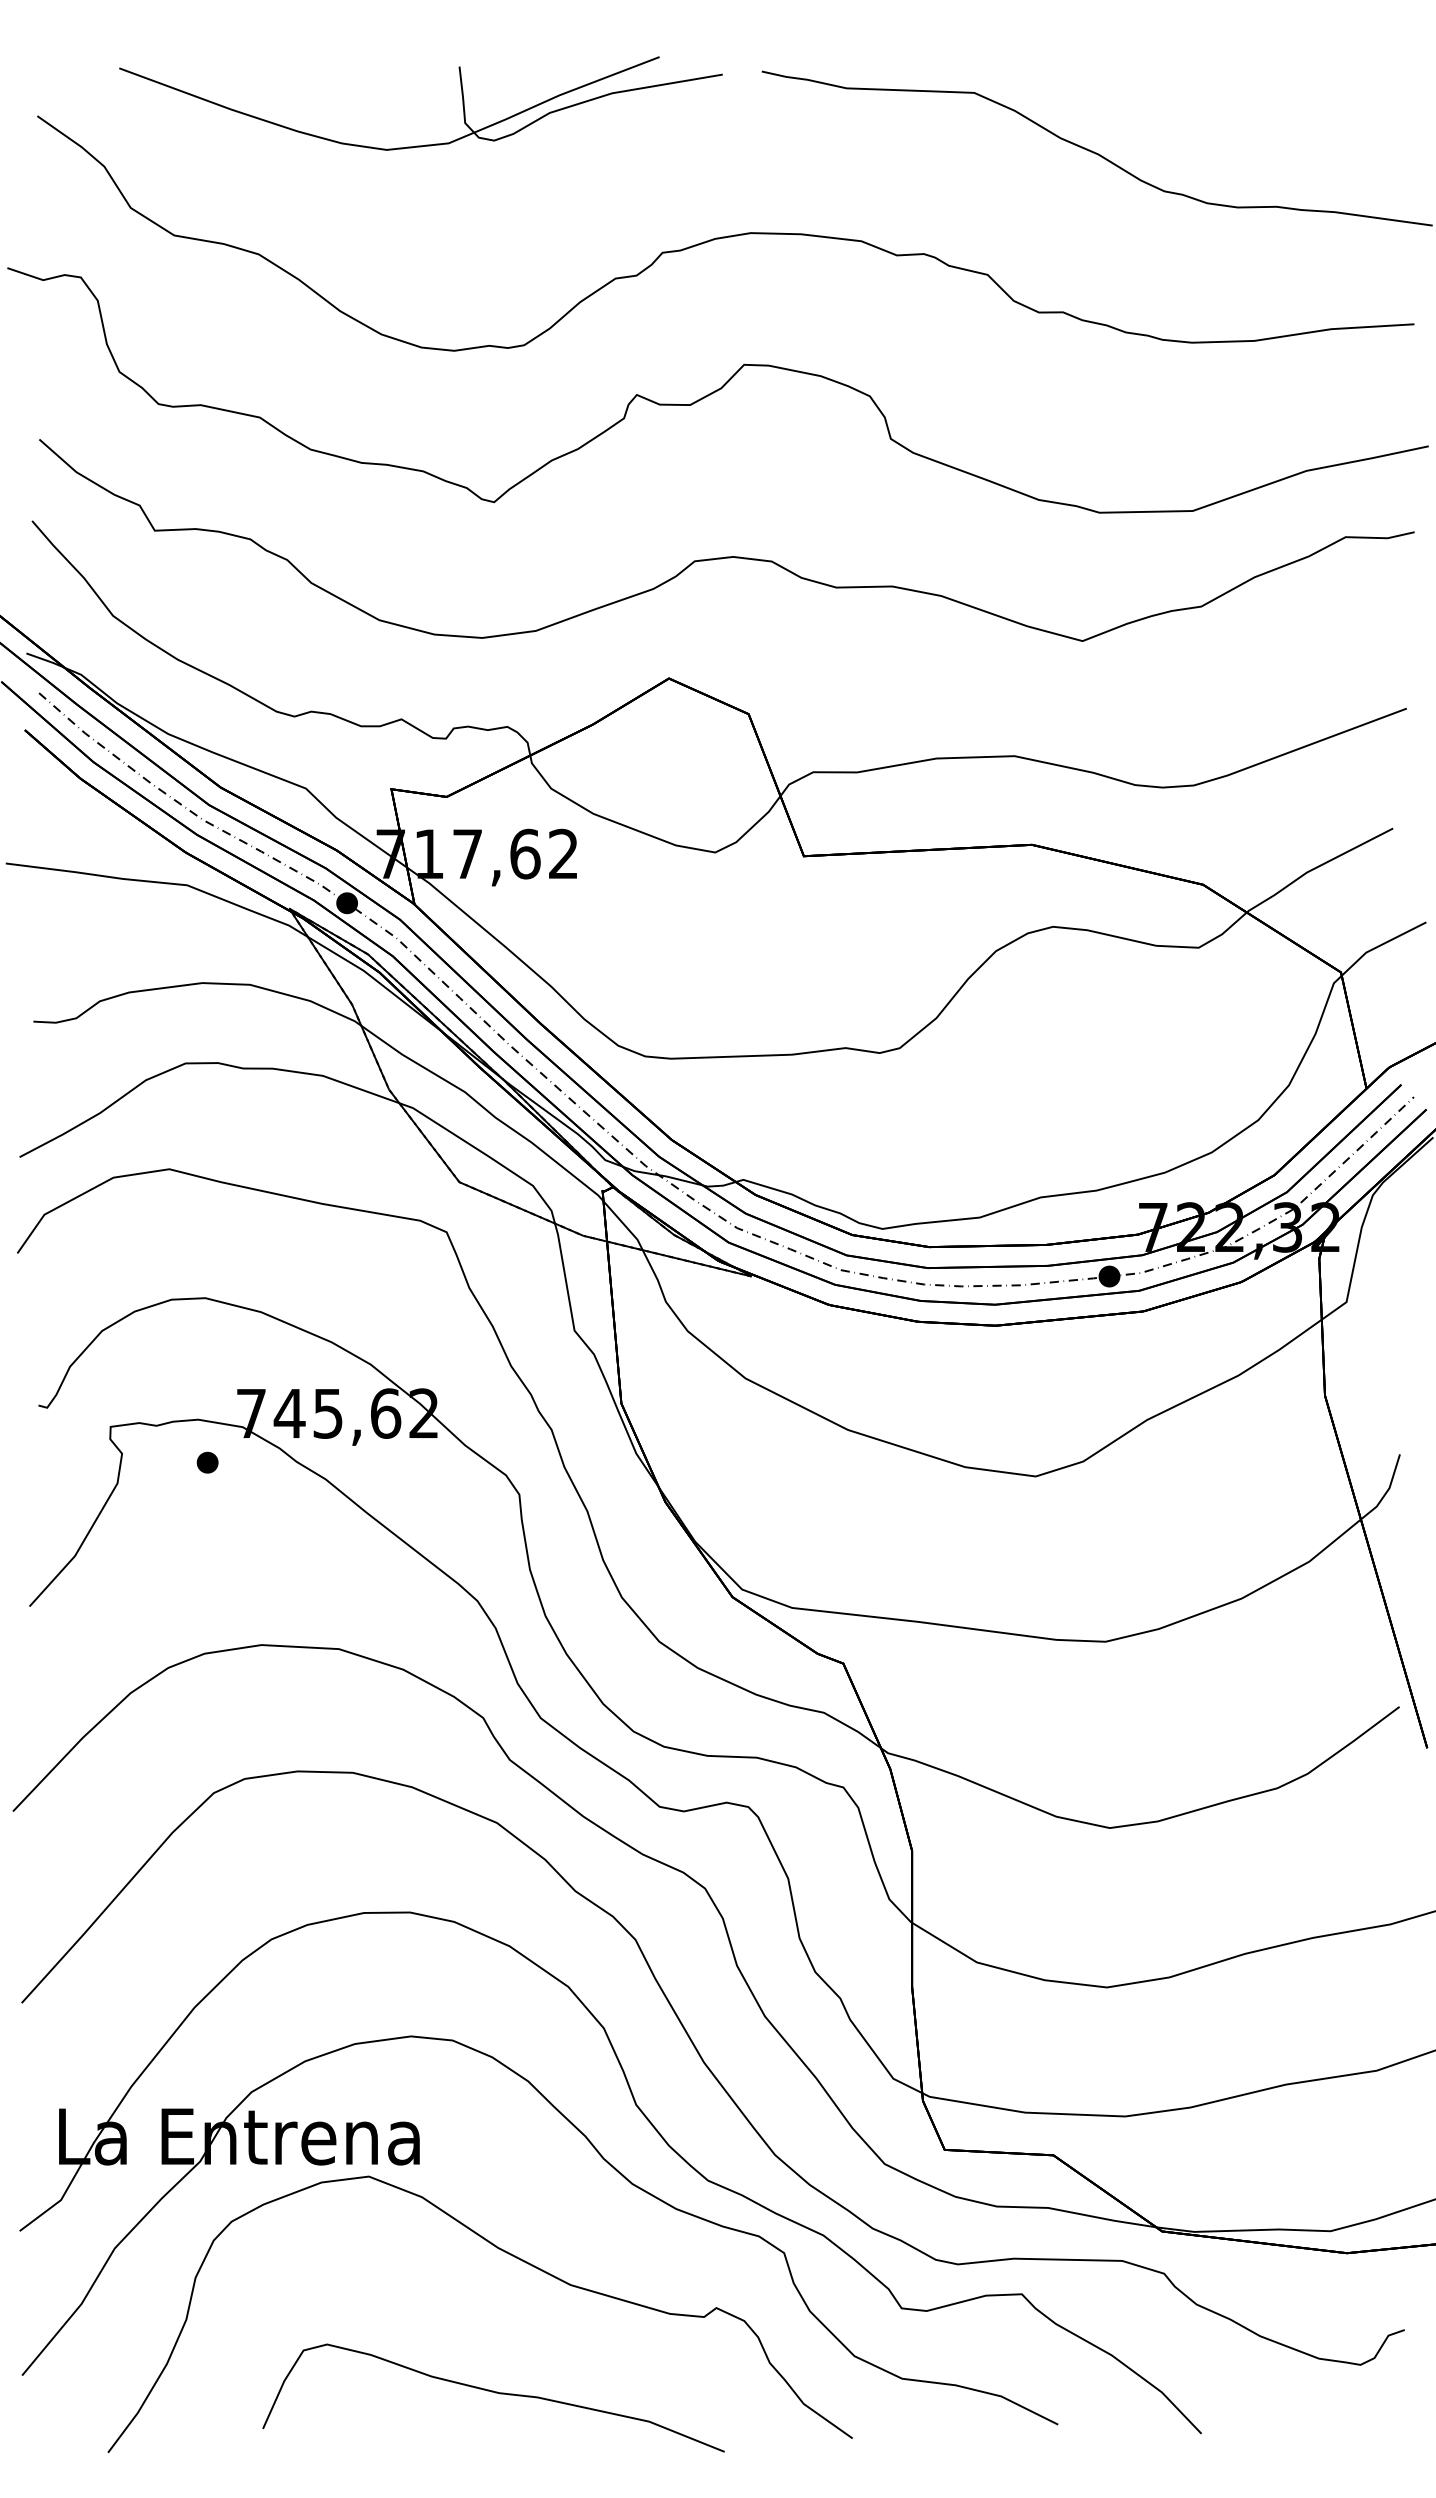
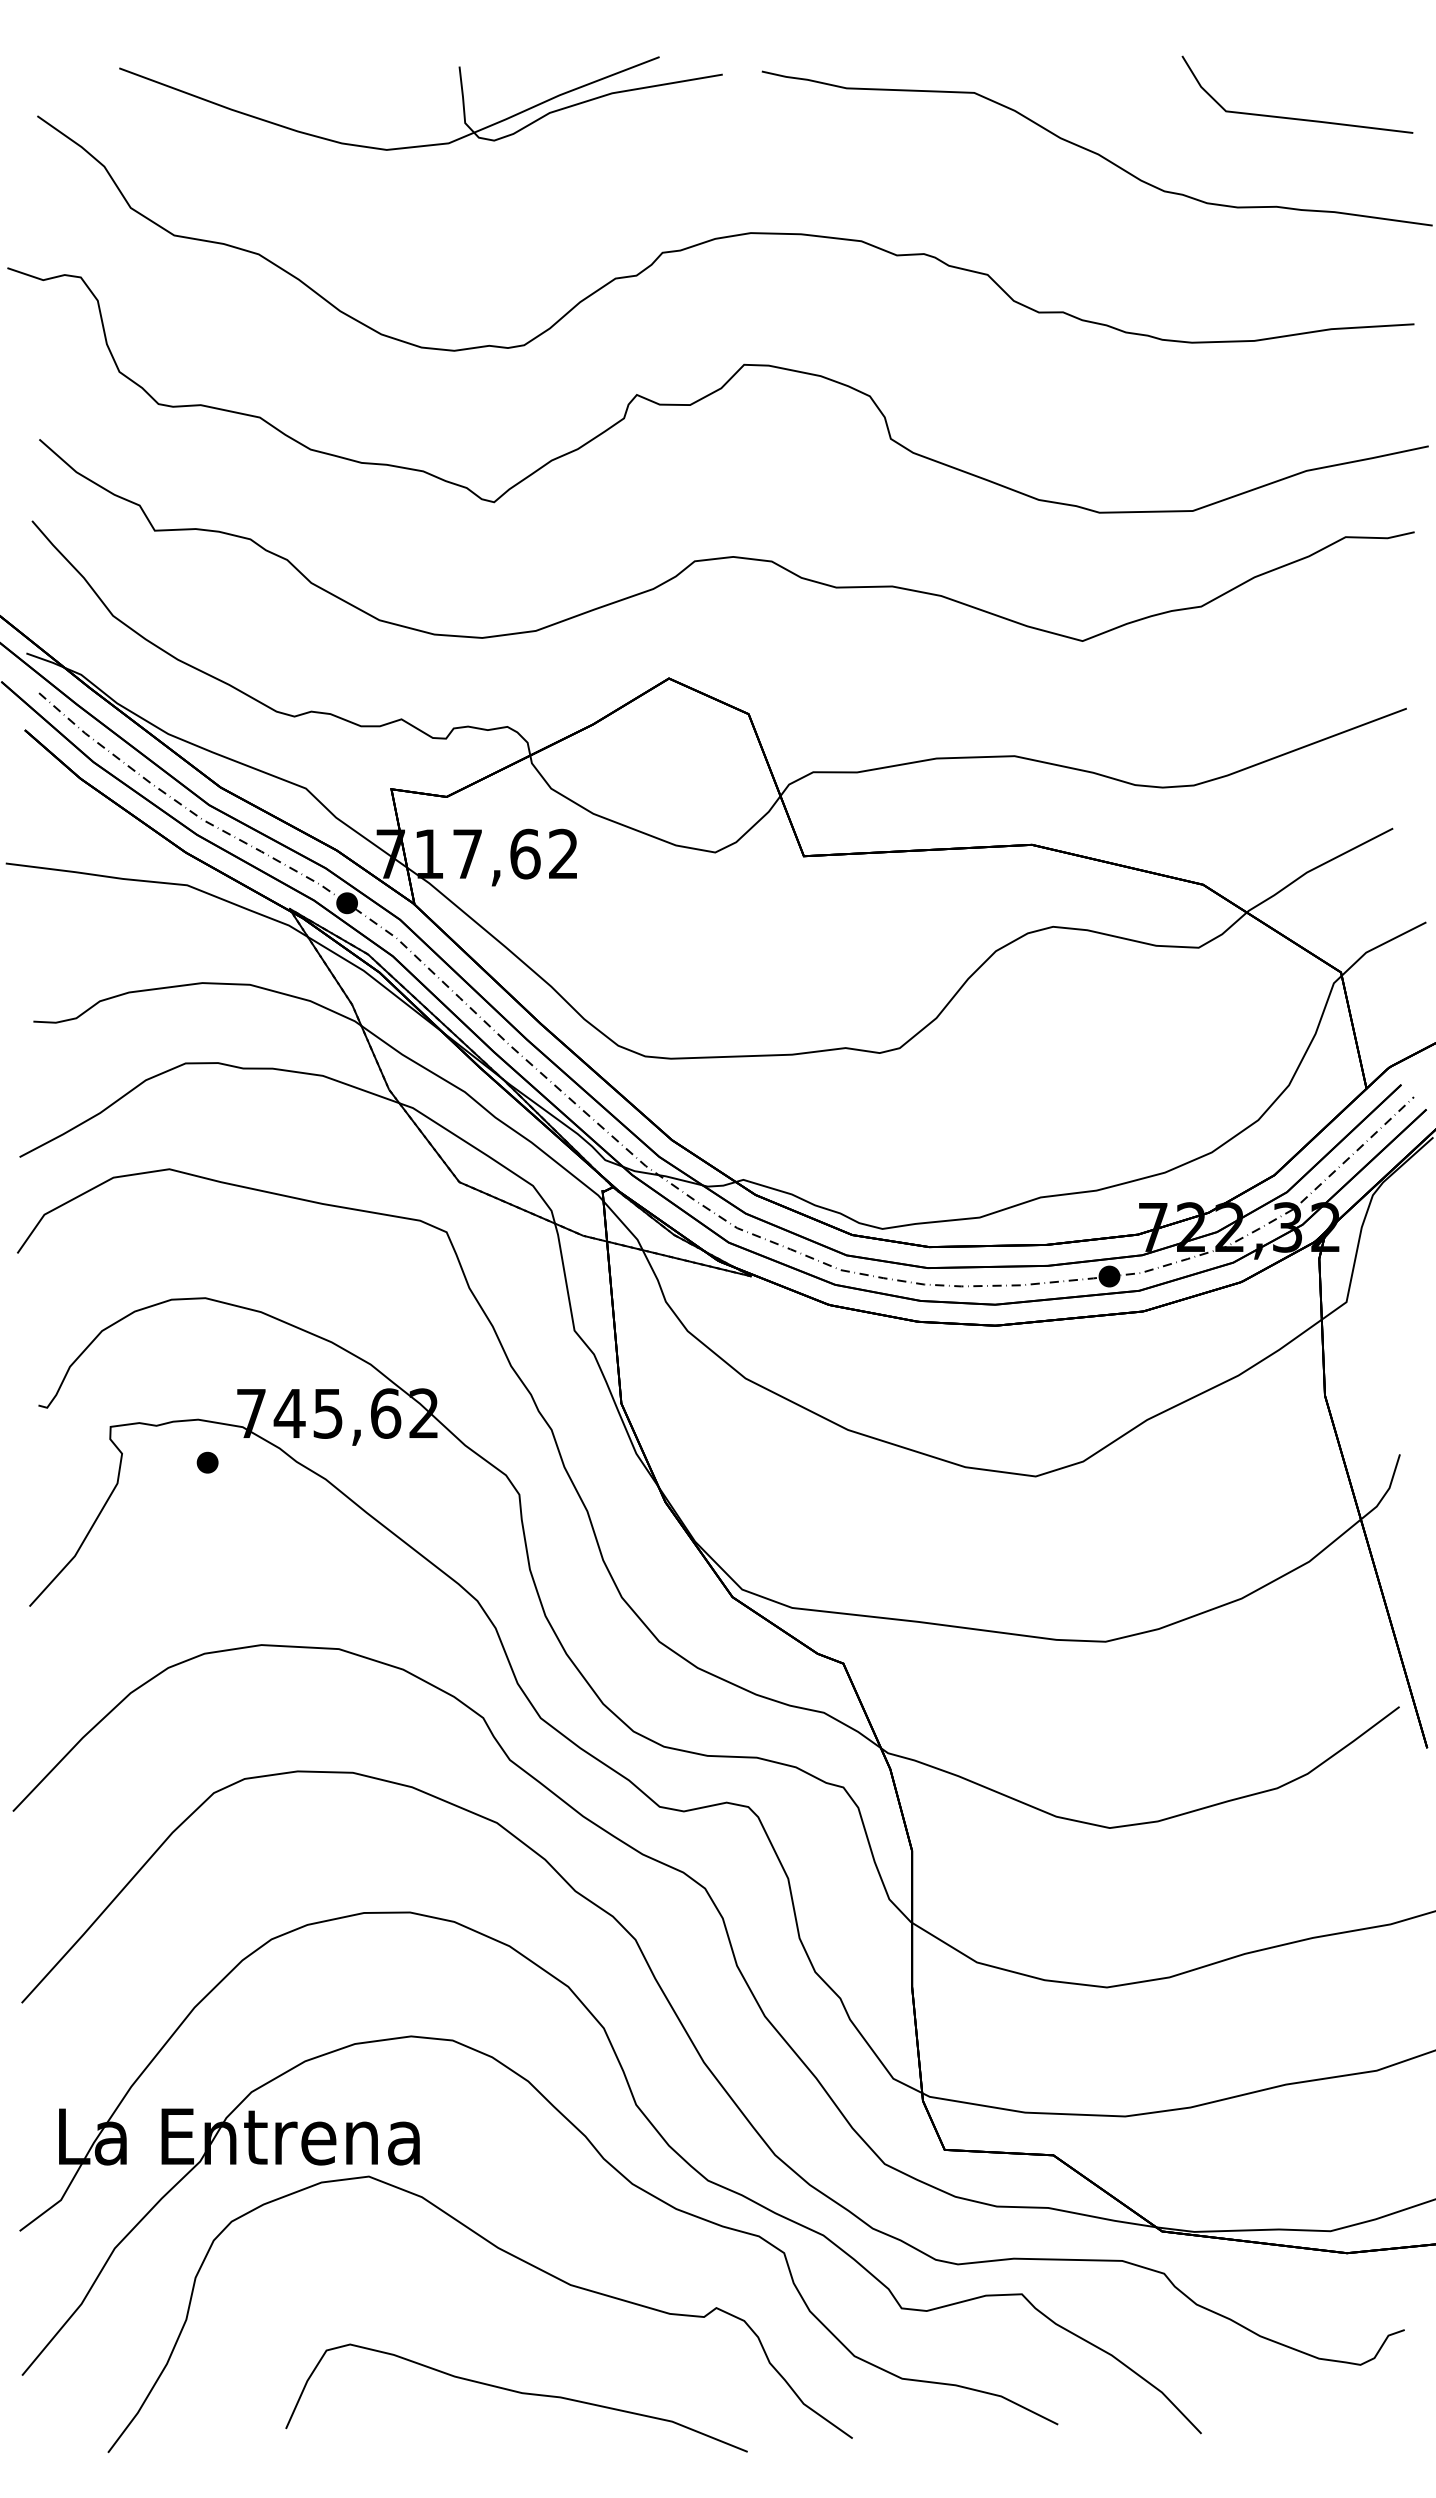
line: none -> present (1292, 117)
curve position: (495, 2393) -> (518, 2393) (518, 2393)
